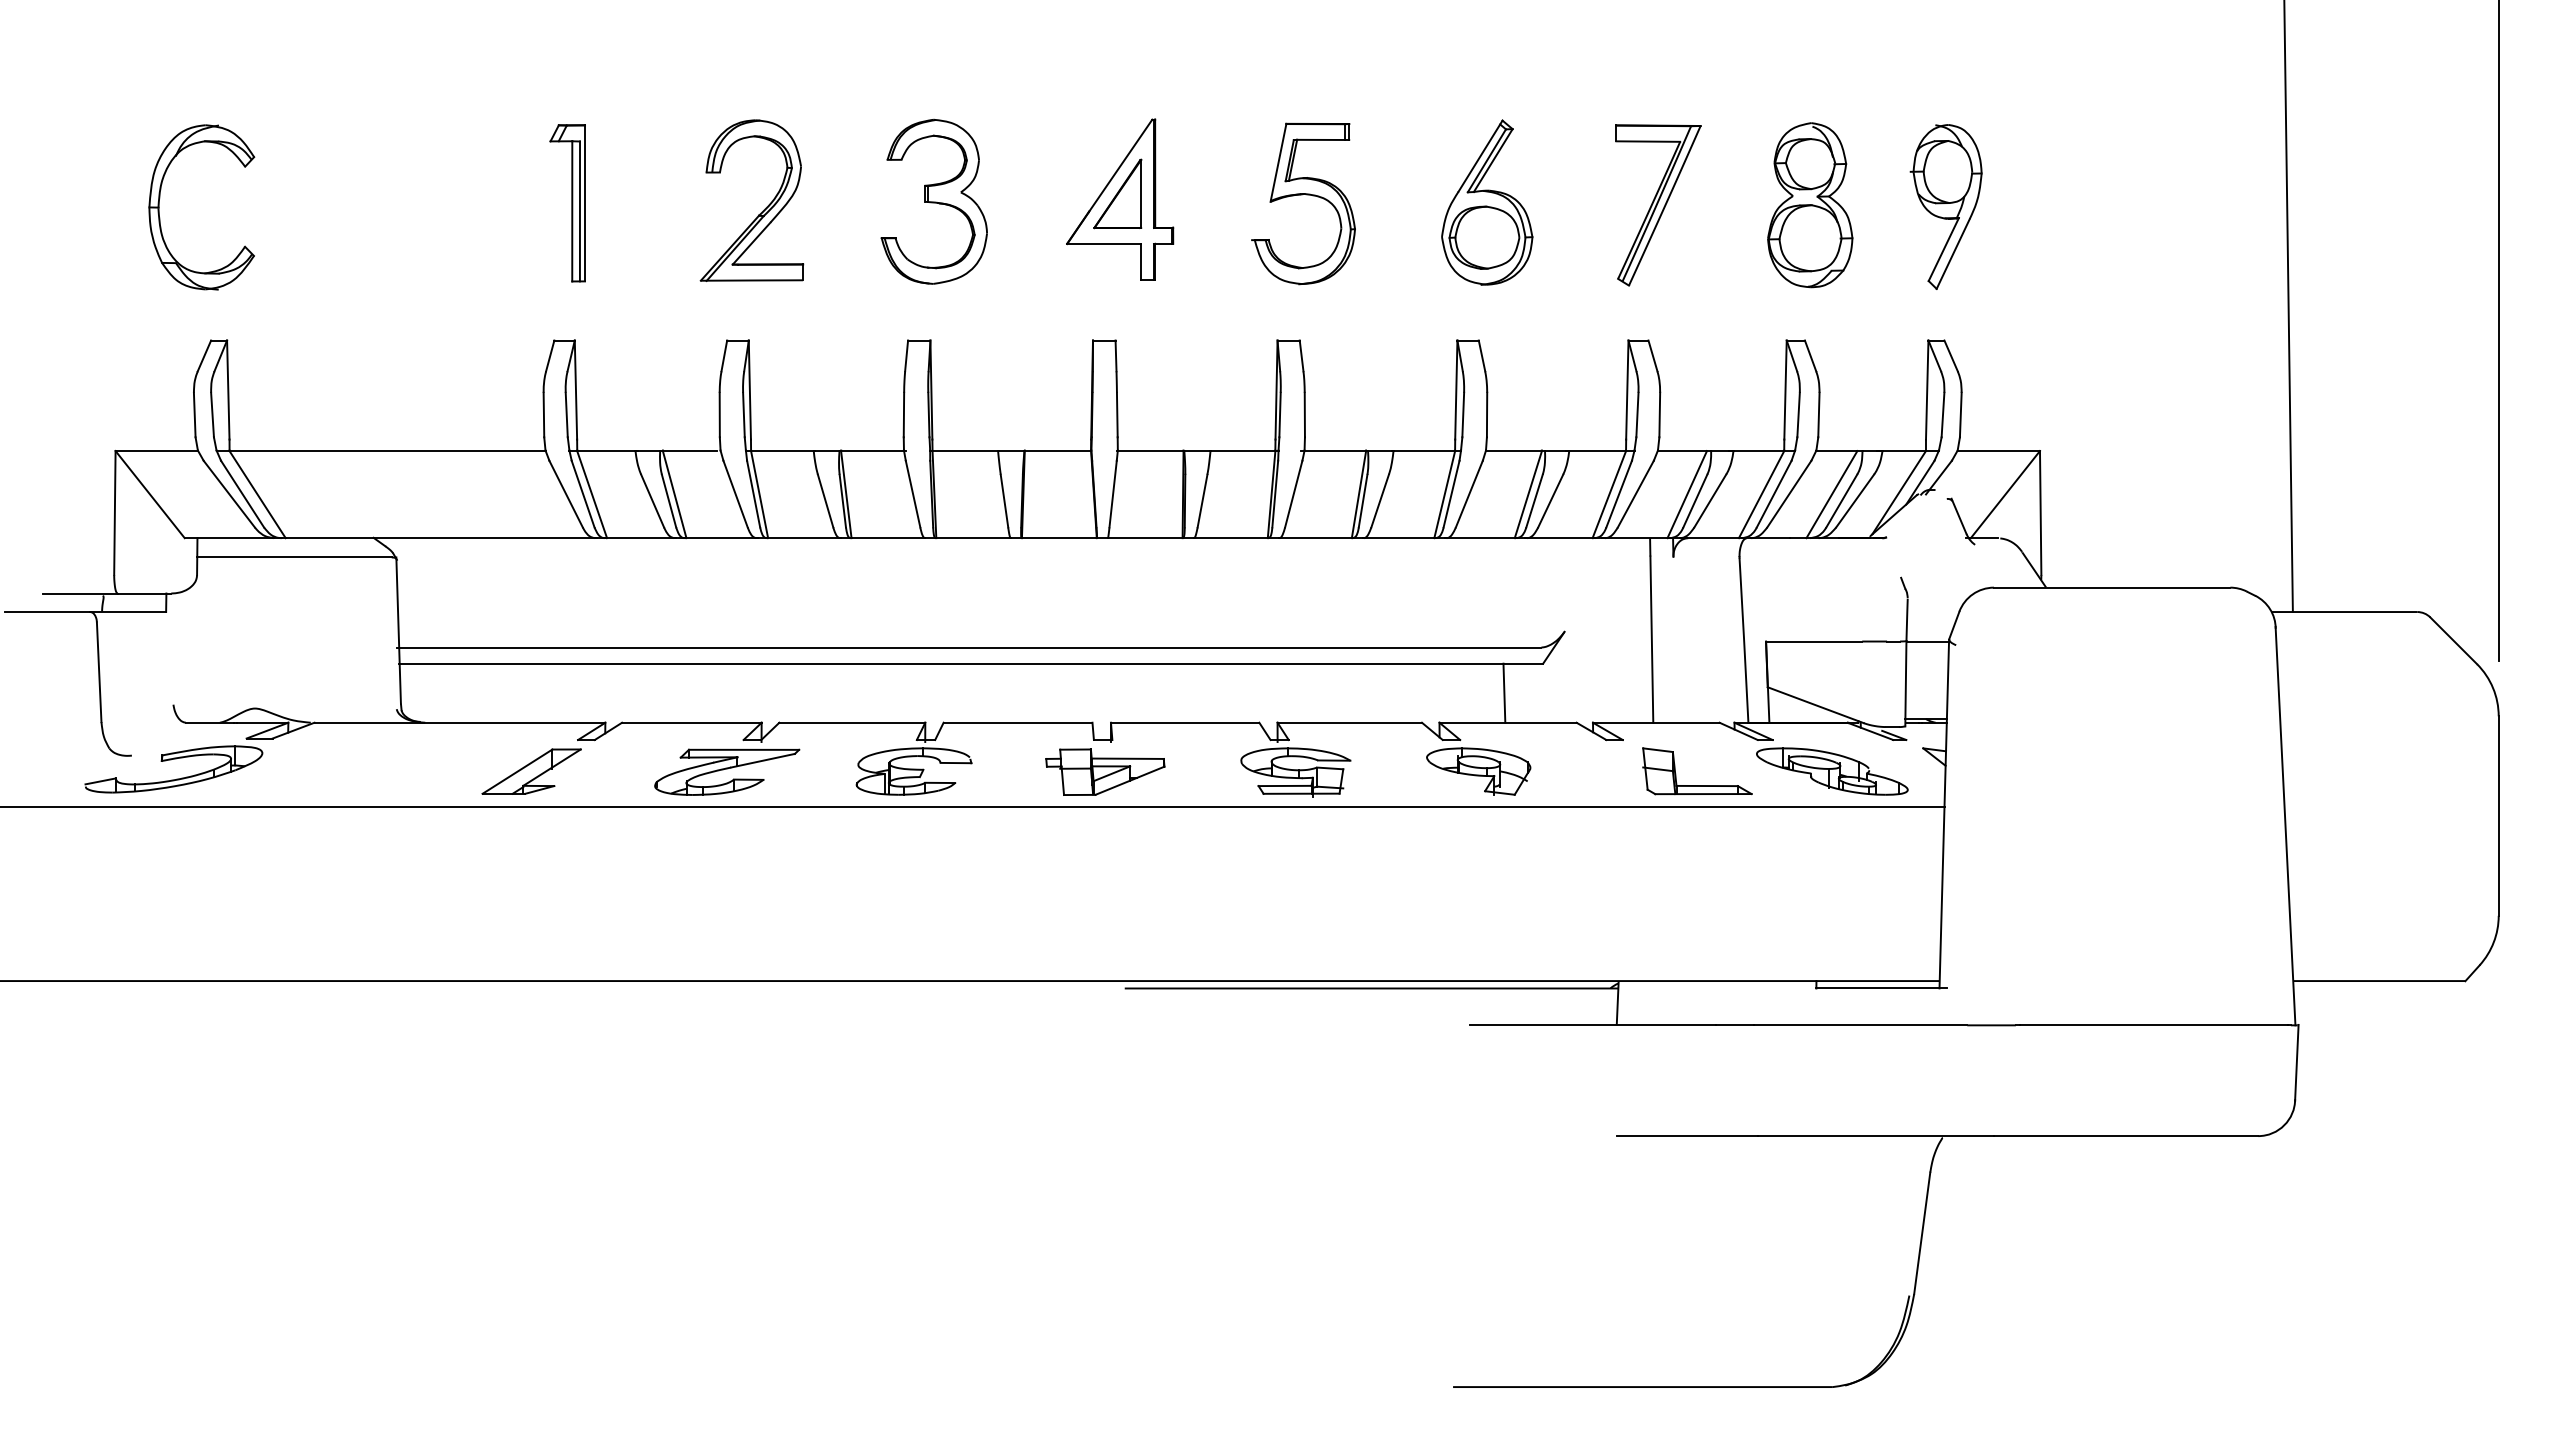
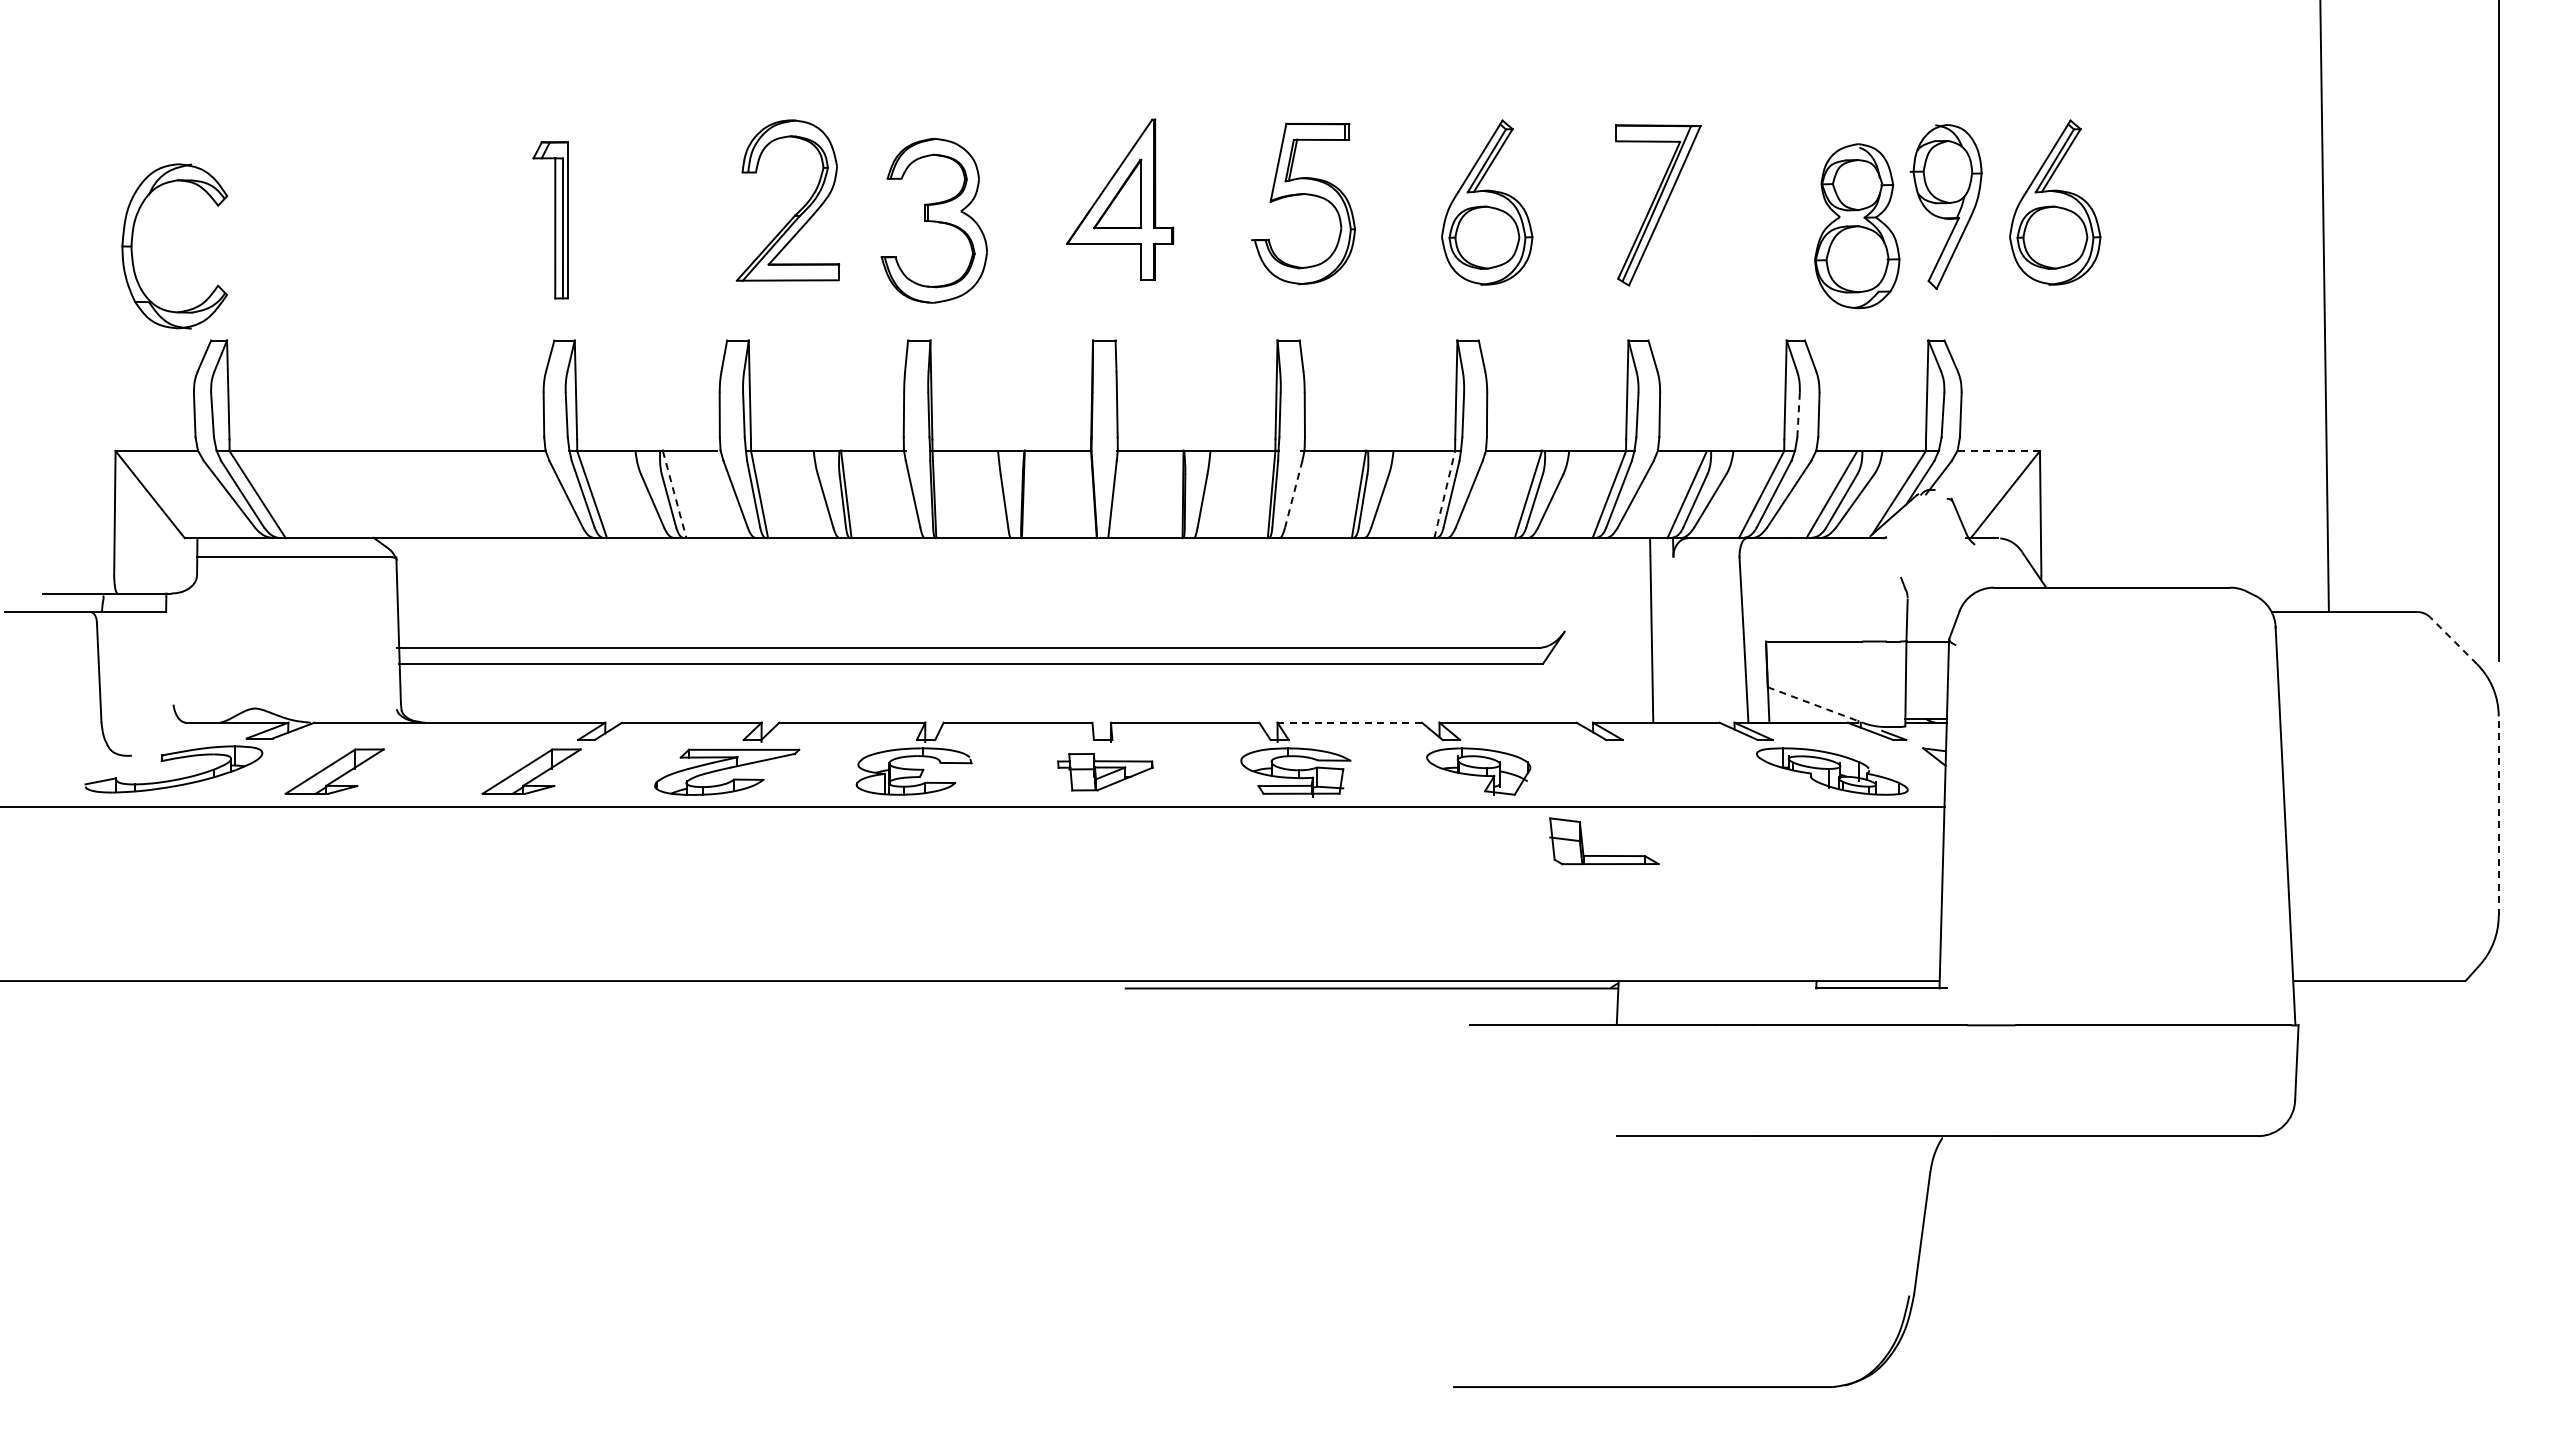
part position: (160, 198) -> (133, 237) (133, 237)
part position: (933, 201) -> (933, 220) (933, 220)
part: none -> present (2055, 202)
part position: (567, 203) -> (550, 220) (550, 220)
part position: (1810, 205) -> (1857, 226) (1857, 226)
part position: (763, 209) -> (799, 209) (799, 209)
line position: (2288, 307) -> (2324, 306) (2324, 306)
line: solid -> dashed (1798, 414)
line: solid -> dashed (1999, 451)
line: solid -> dashed (1293, 494)
line: solid -> dashed (1444, 494)
line: solid -> dashed (674, 495)
line: solid -> dashed (2453, 640)
line: present -> none (1504, 692)
line: solid -> dashed (1816, 705)
line: solid -> dashed (1349, 722)
part: none -> present (334, 771)
part size: 121x48 px -> 97x39 px (1105, 772)
part position: (1697, 785) -> (1604, 855) (1604, 855)
line: solid -> dashed (2498, 816)
